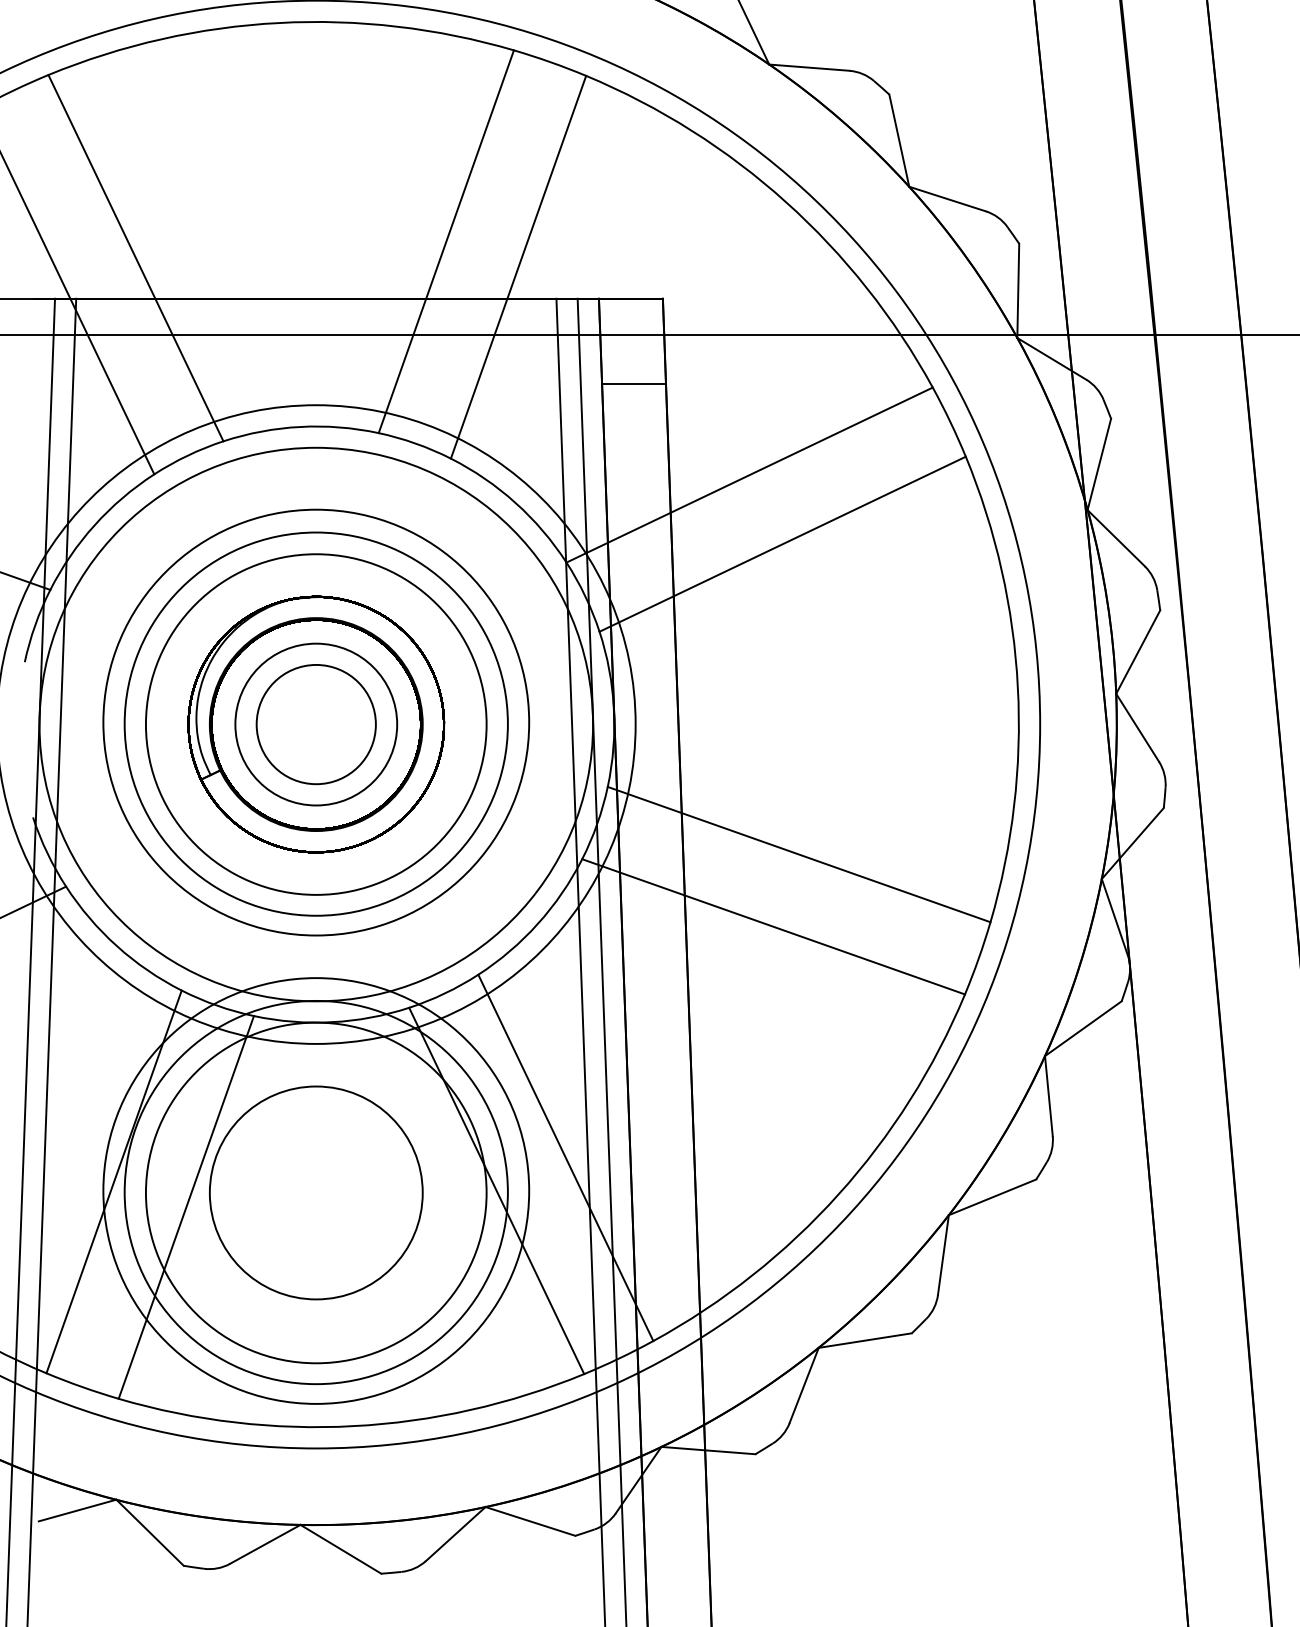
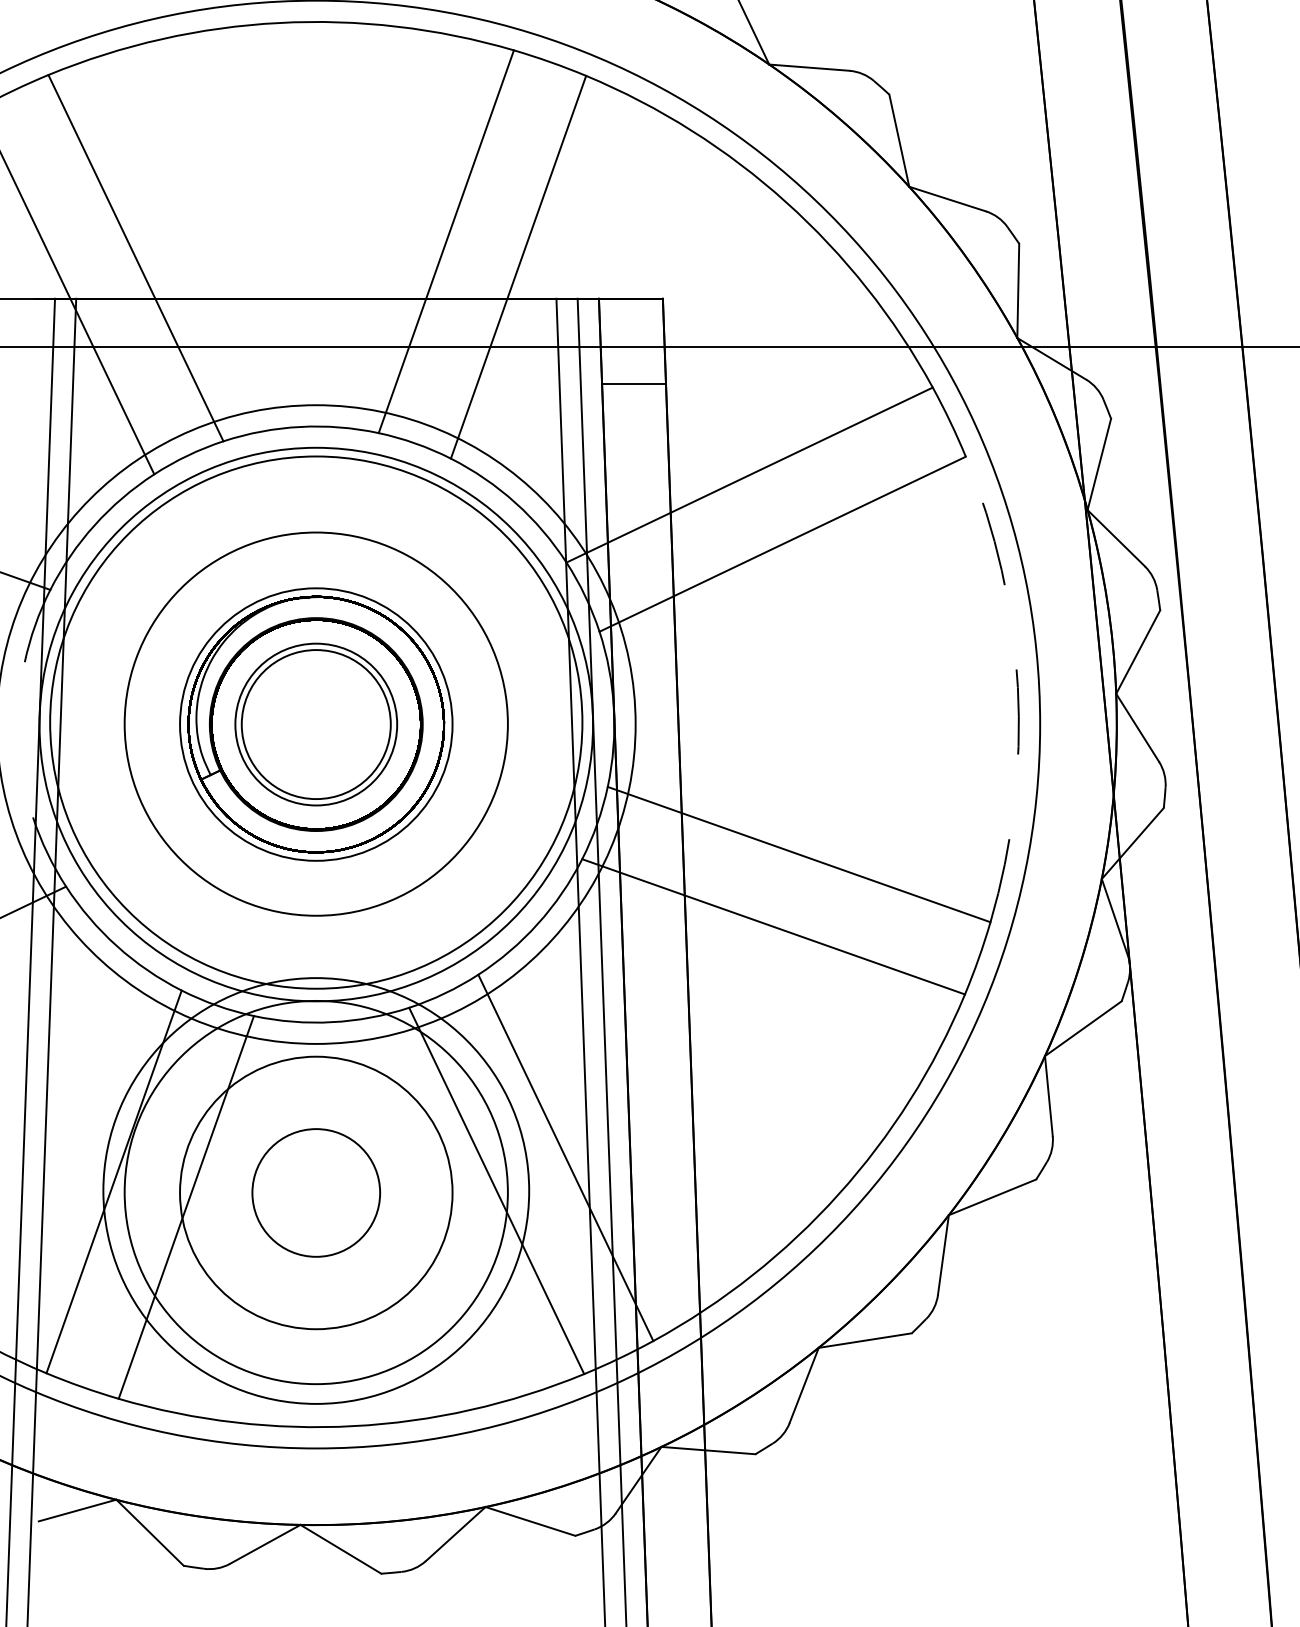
line position: (649, 334) -> (649, 346) (649, 346)
arc: solid -> dashed (1017, 687)
circle diameter: 426 px -> 532 px (316, 722)
circle diameter: 119 px -> 149 px (315, 724)
circle diameter: 341 px -> 273 px (316, 724)
circle diameter: 213 px -> 128 px (316, 1192)
circle diameter: 341 px -> 273 px (316, 1192)
